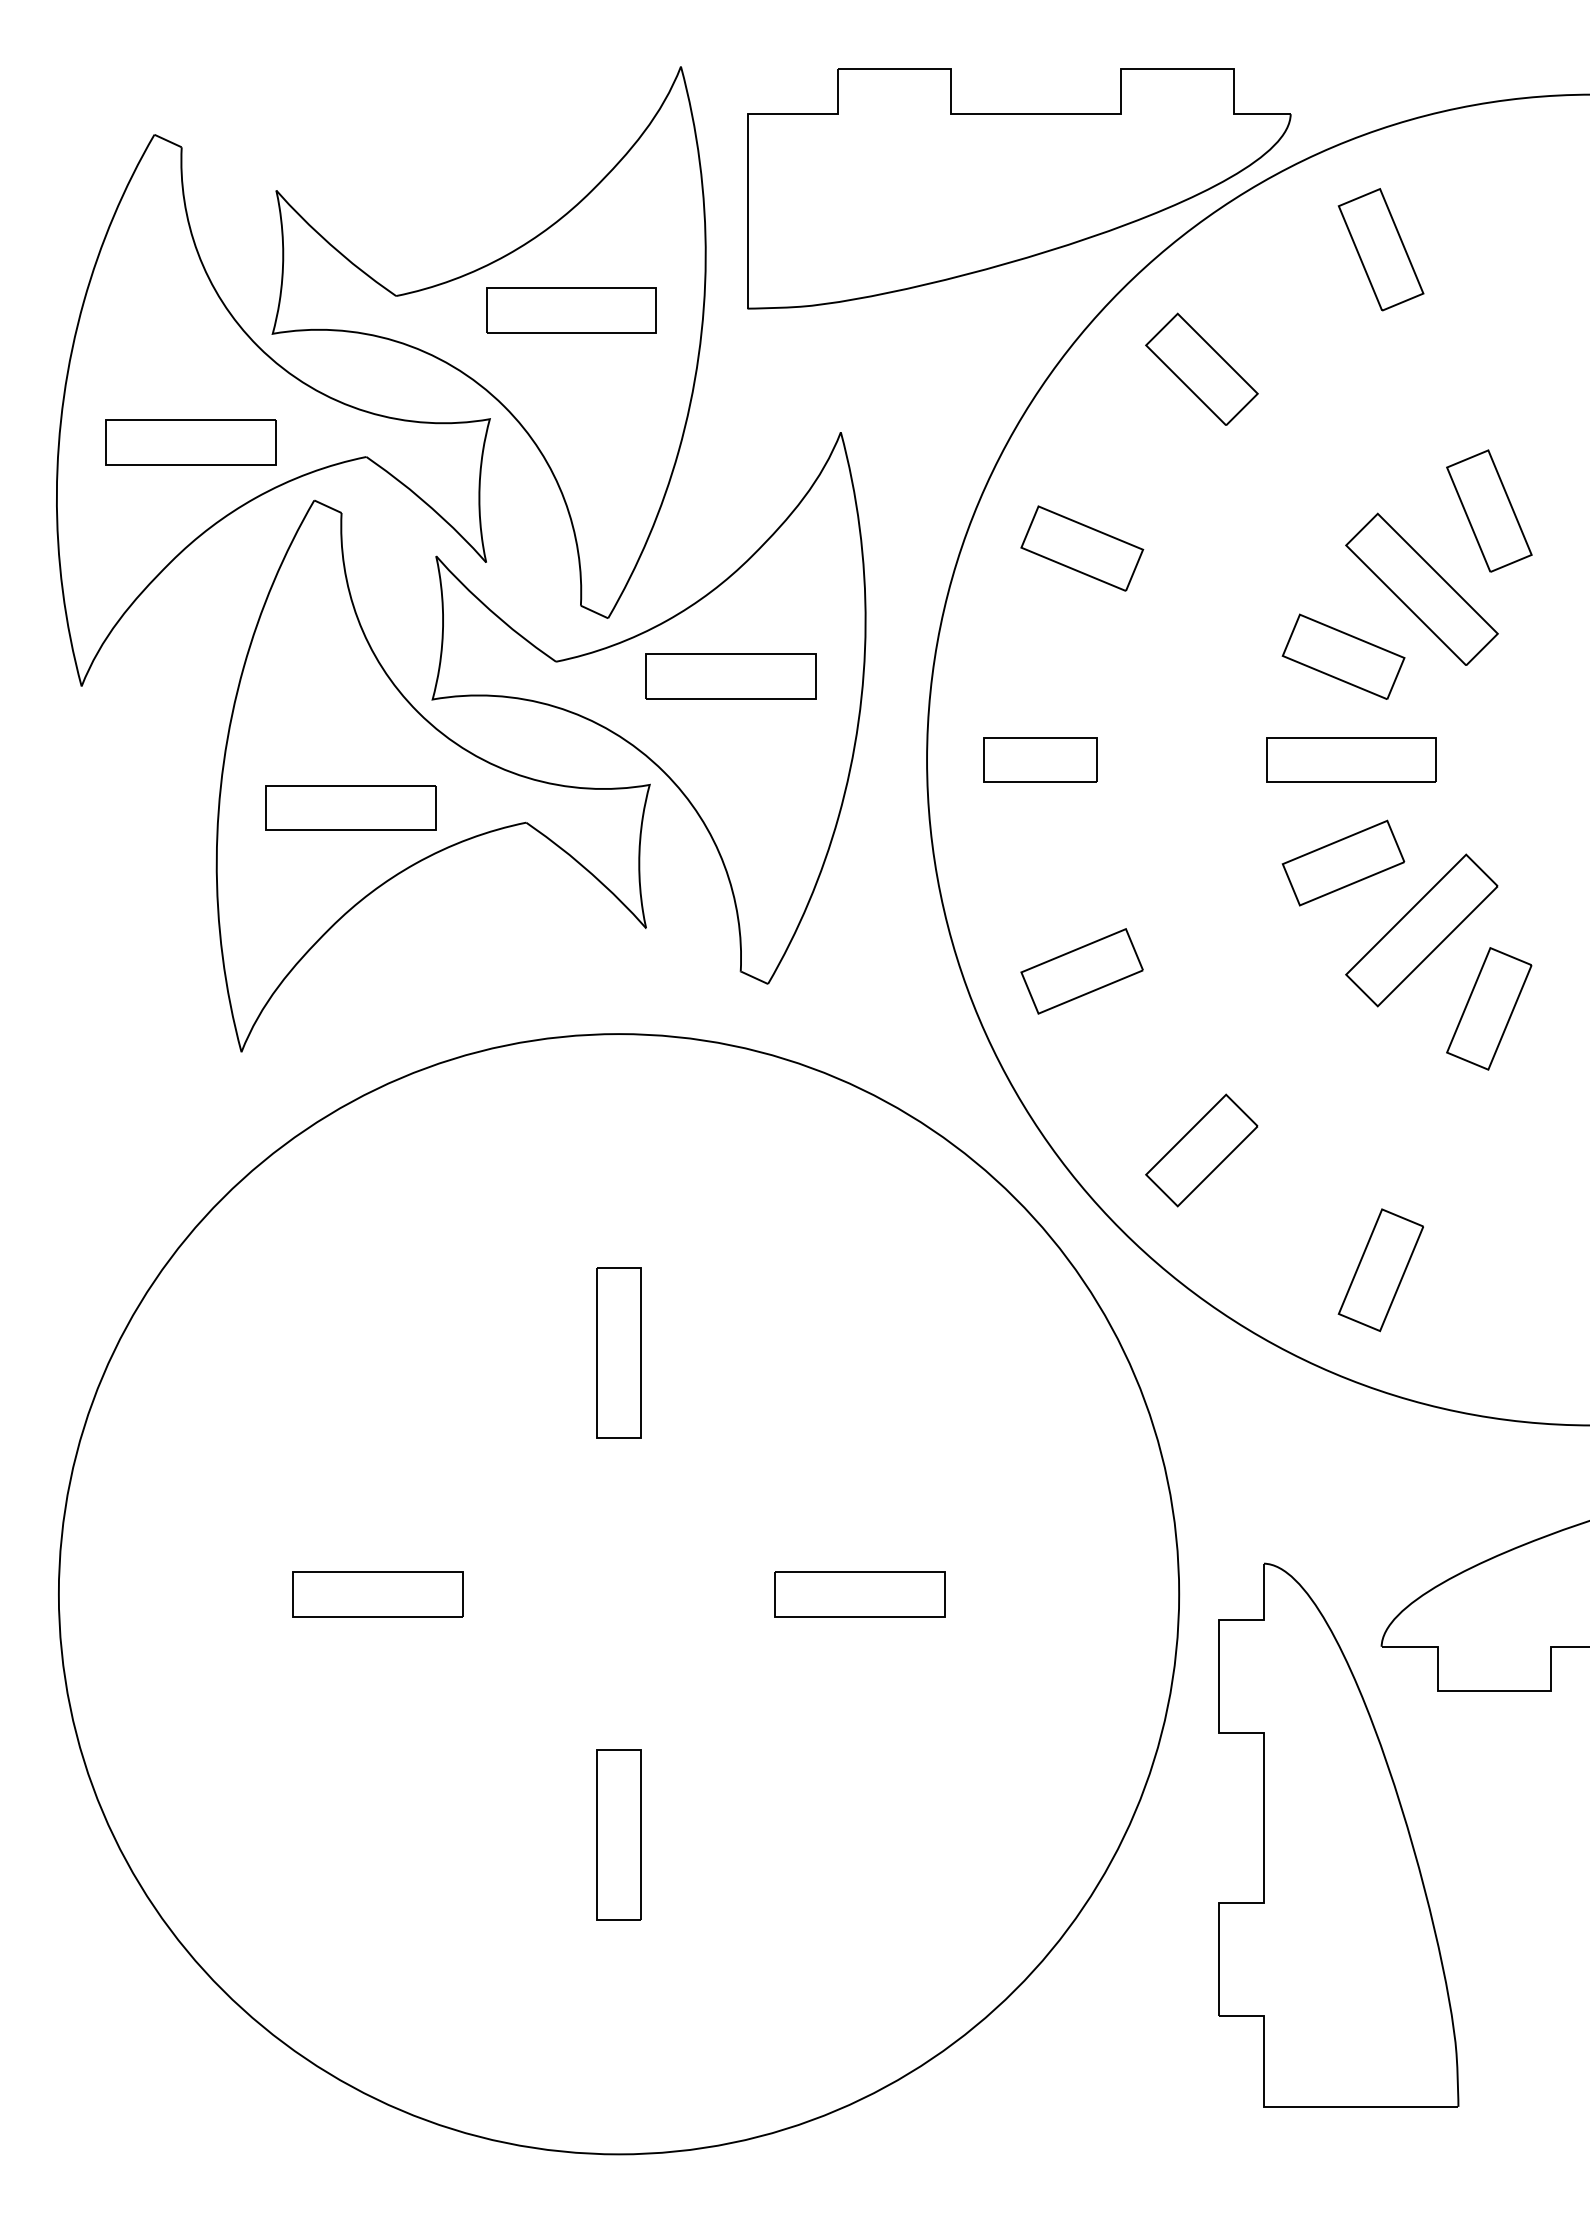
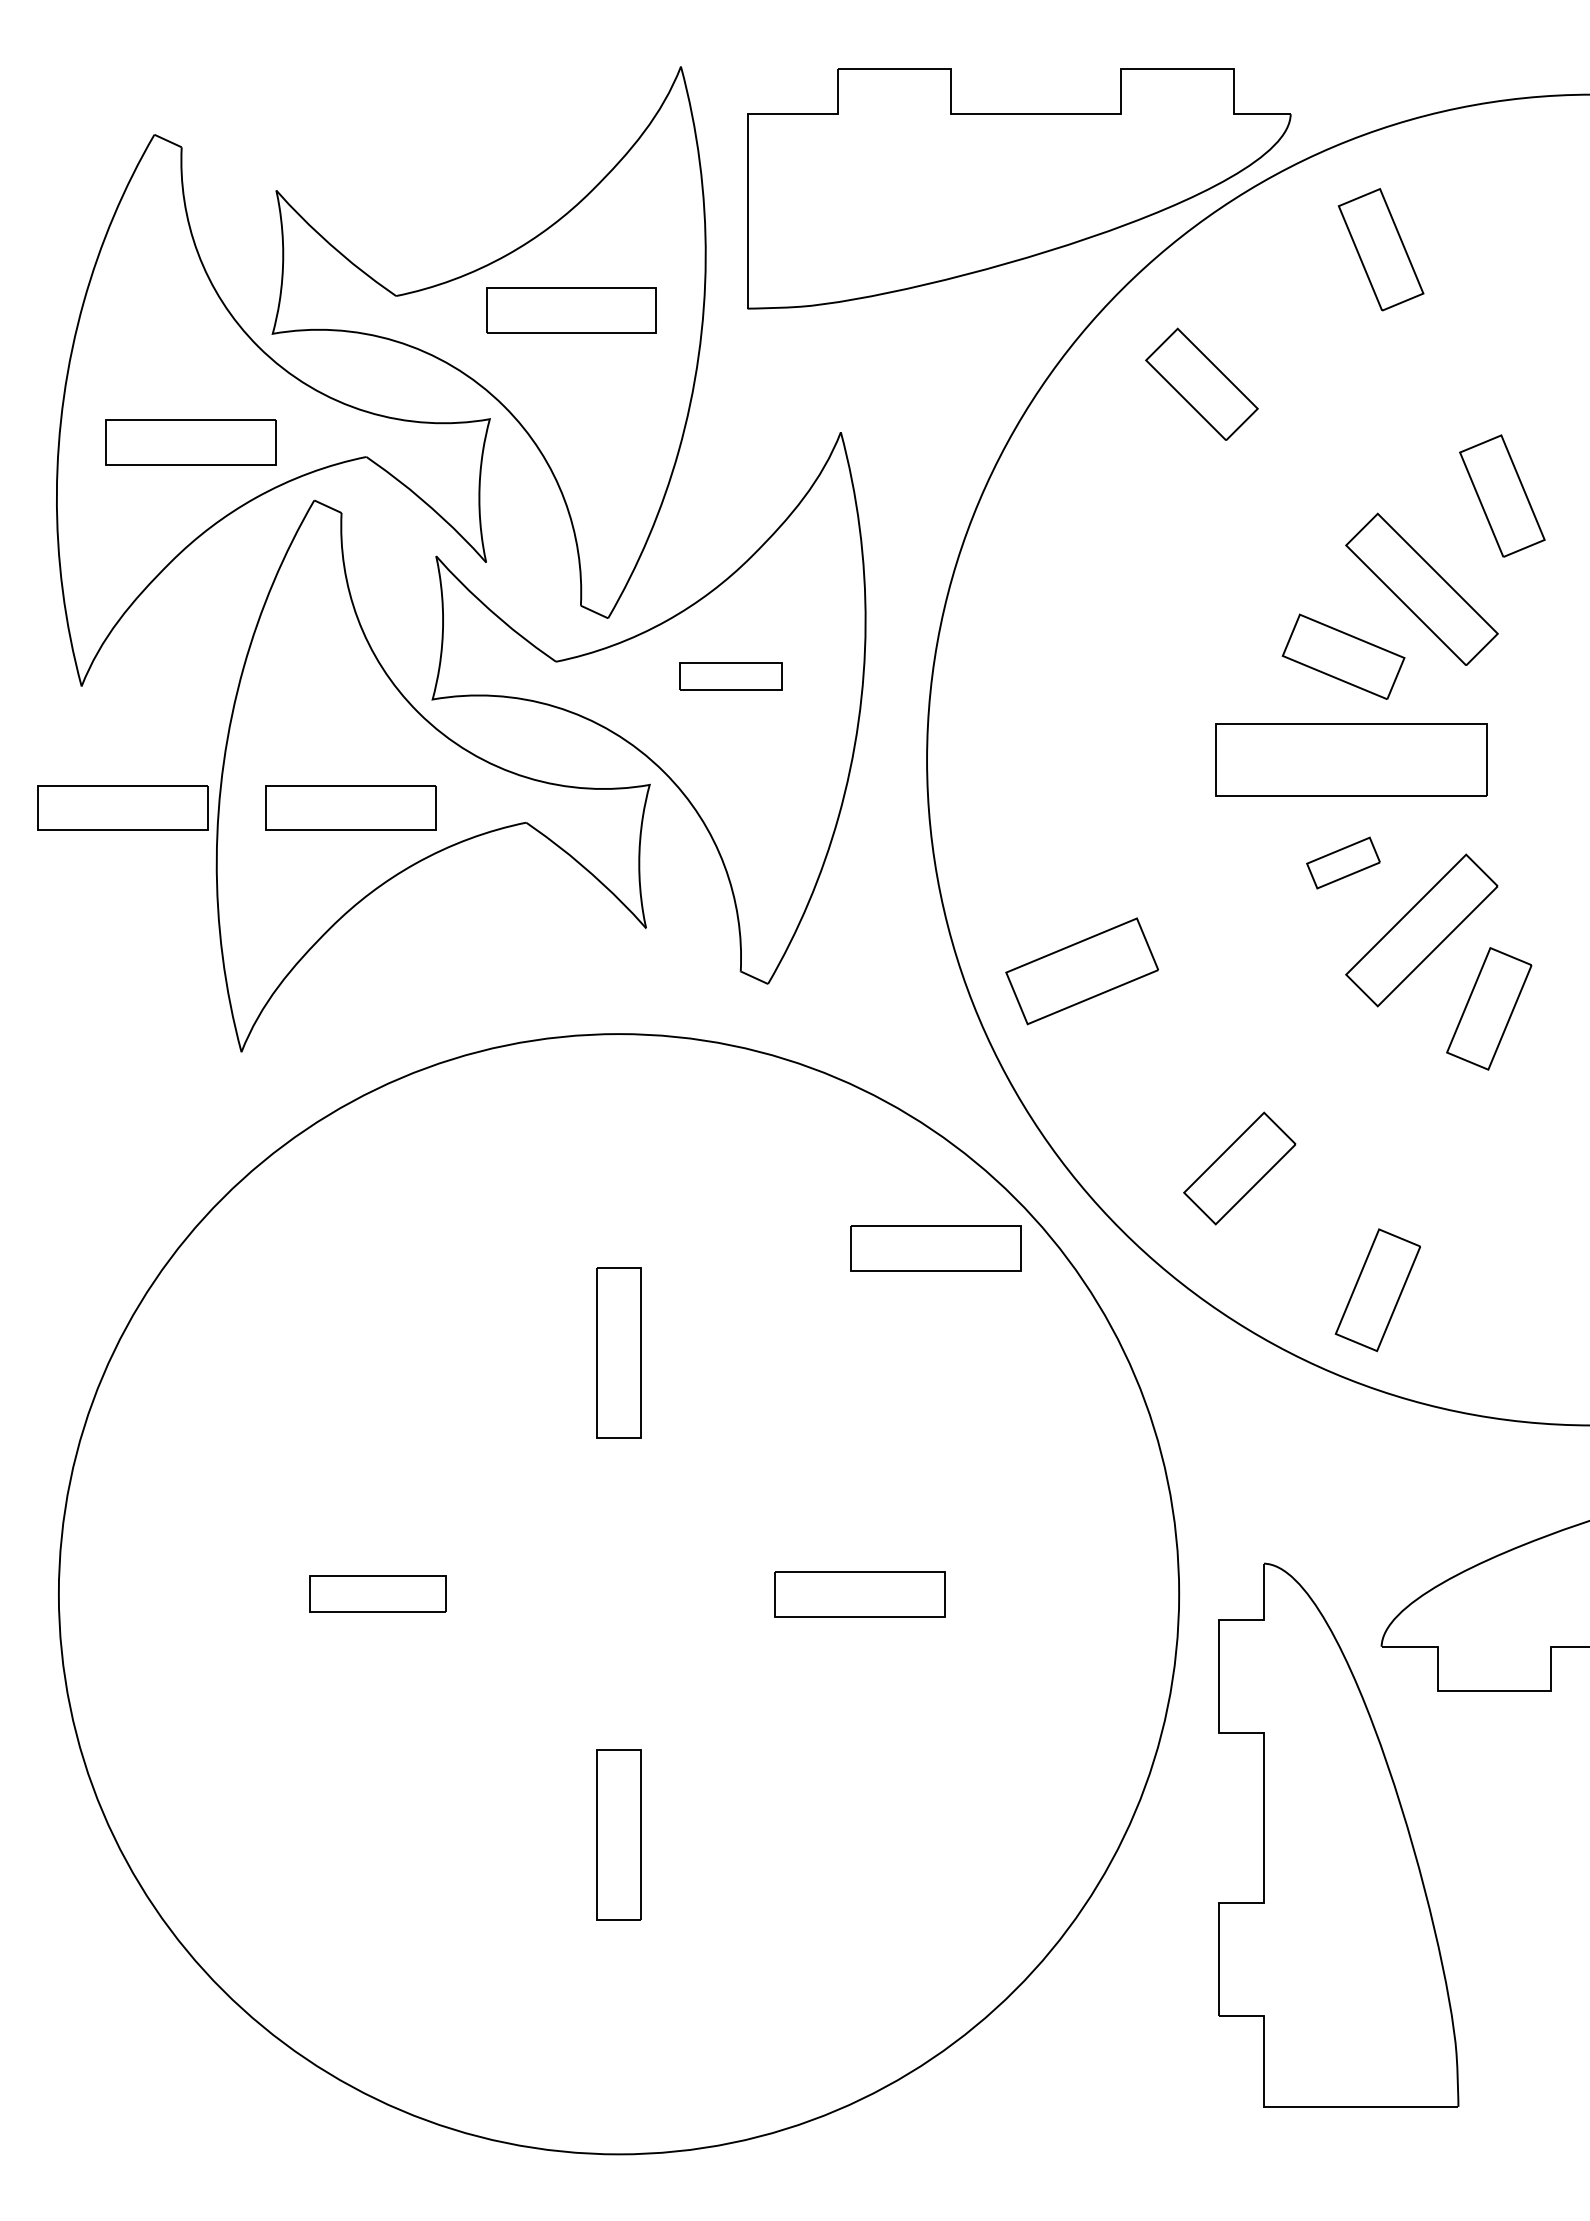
part position: (1201, 368) -> (1201, 383) (1201, 383)
part position: (1489, 510) -> (1502, 495) (1502, 495)
part: present -> none (1082, 548)
part size: 172x47 px -> 104x29 px (730, 676)
part: present -> none (1040, 759)
part size: 171x46 px -> 273x74 px (1351, 759)
part: none -> present (122, 807)
part size: 125x88 px -> 75x54 px (1343, 862)
part size: 124x87 px -> 154x109 px (1081, 971)
part position: (1201, 1150) -> (1239, 1168) (1239, 1168)
part: none -> present (935, 1248)
part position: (1380, 1270) -> (1377, 1290) (1377, 1290)
part size: 172x47 px -> 138x38 px (377, 1593)
